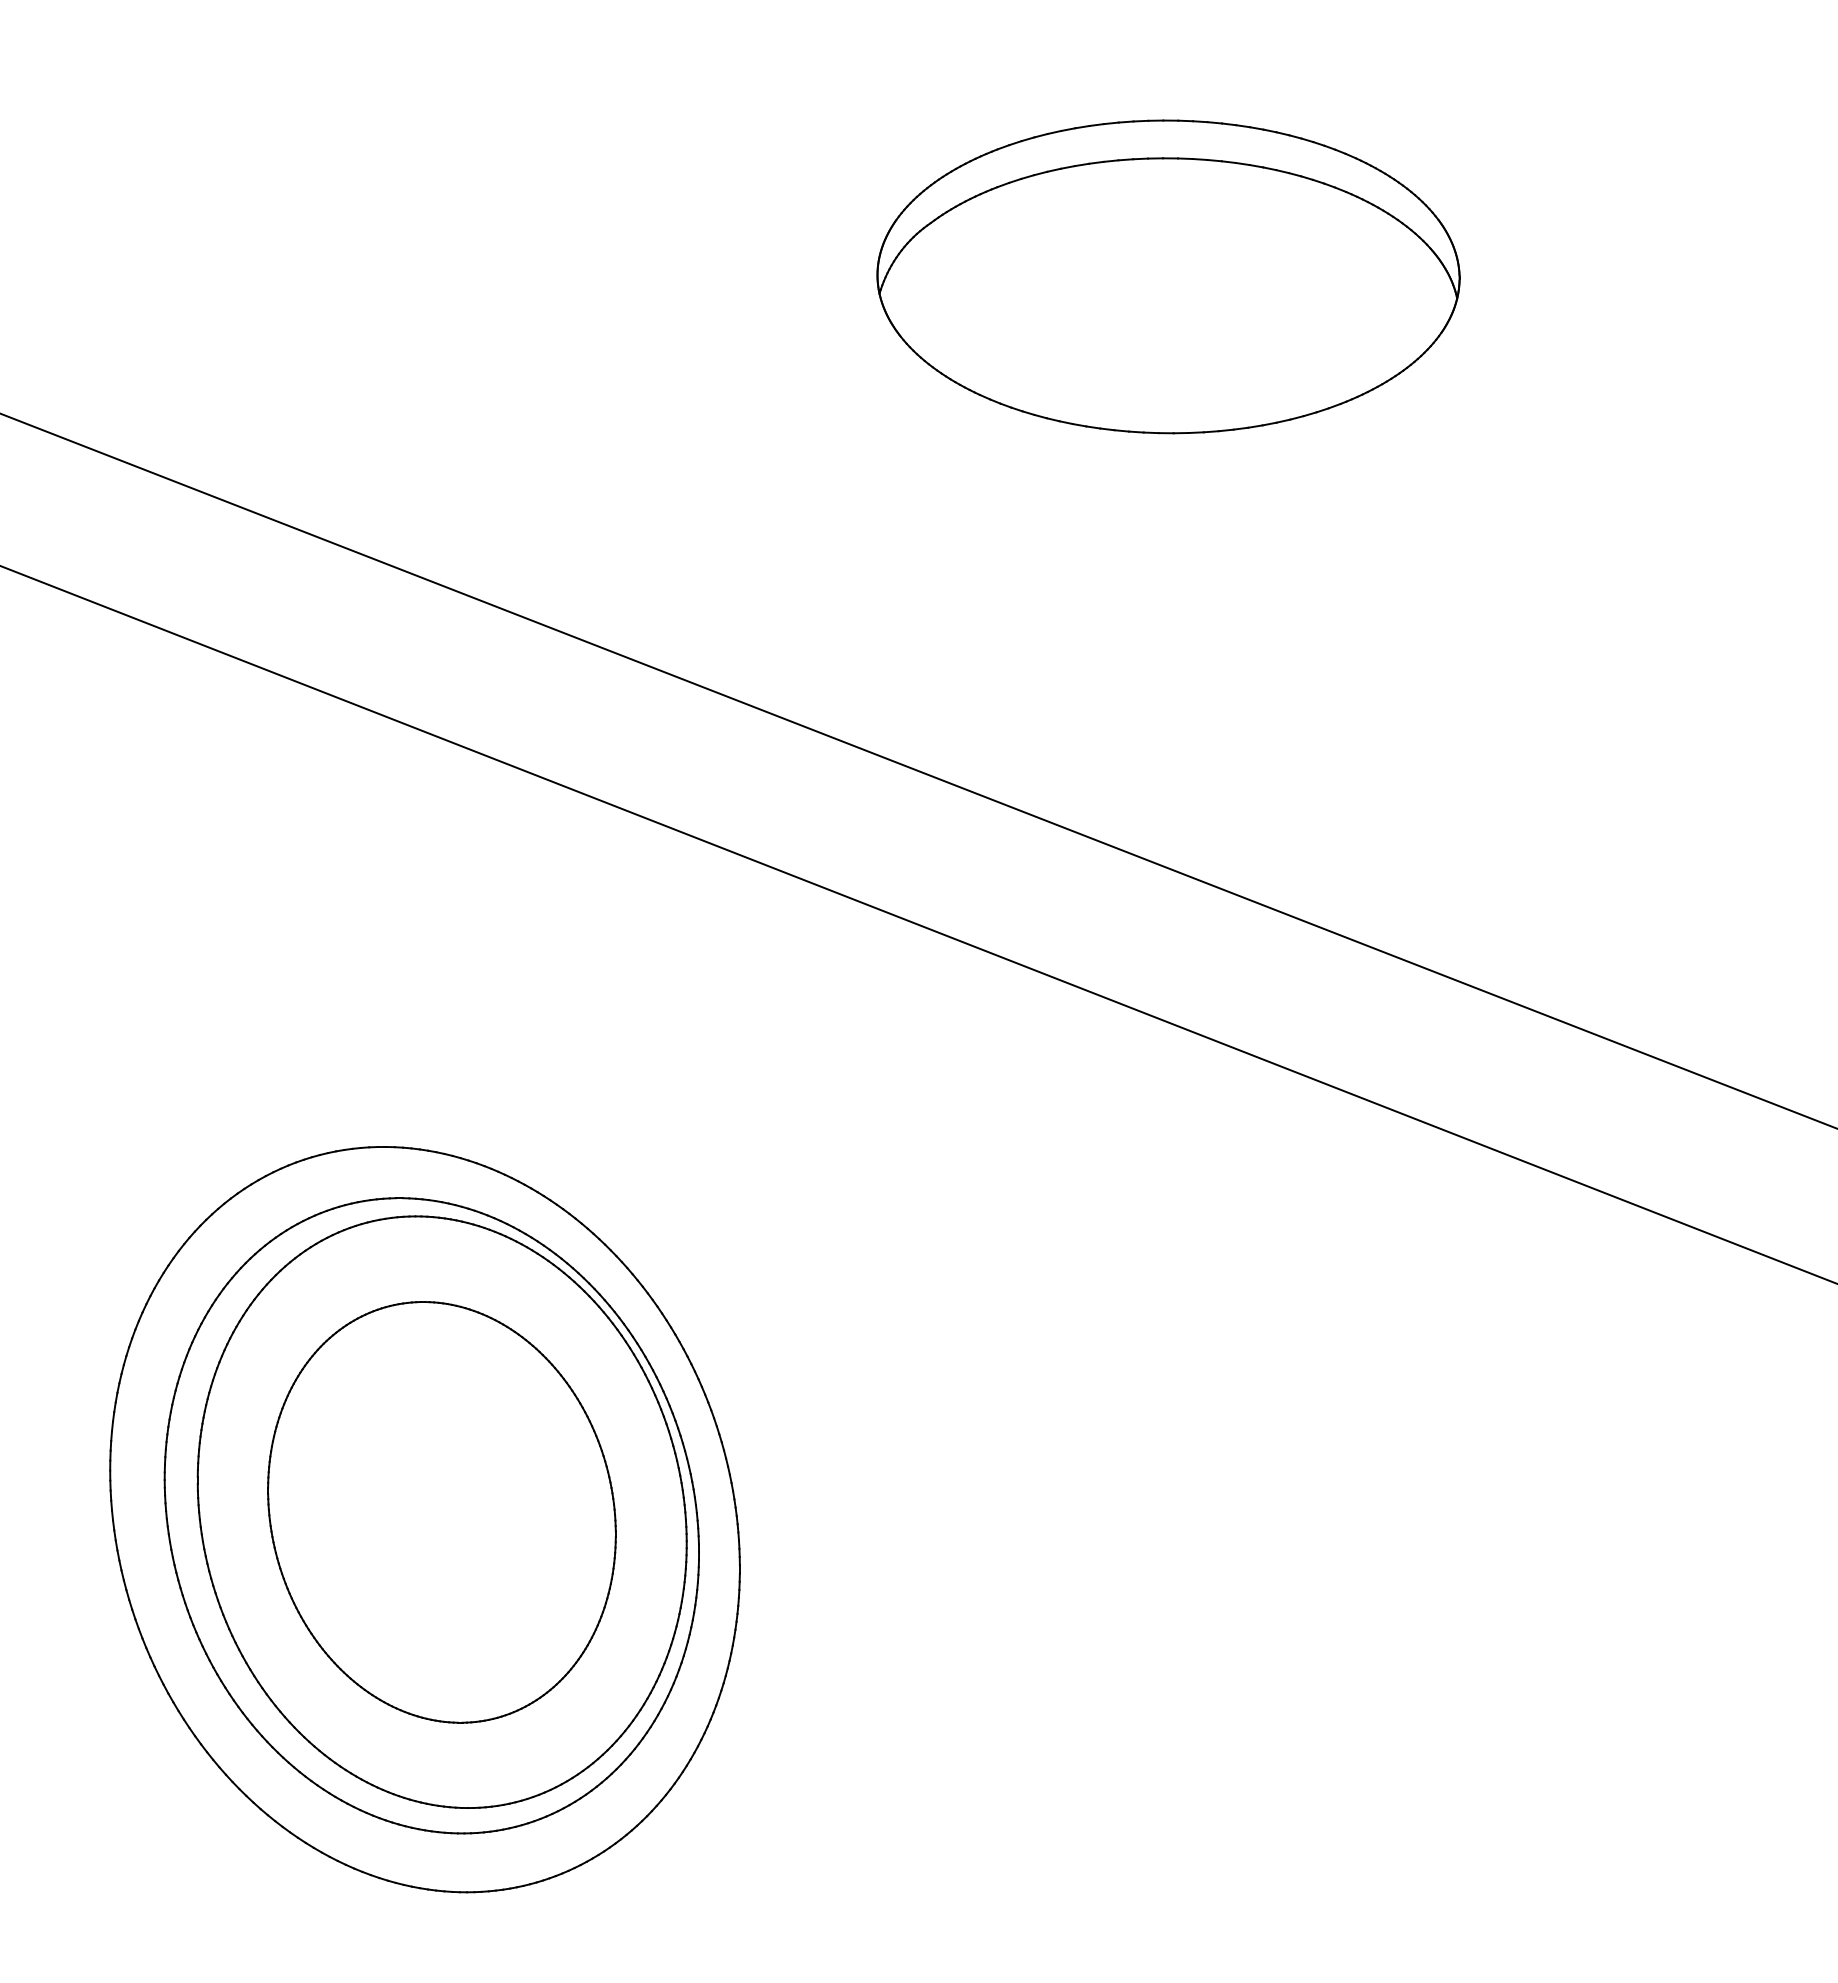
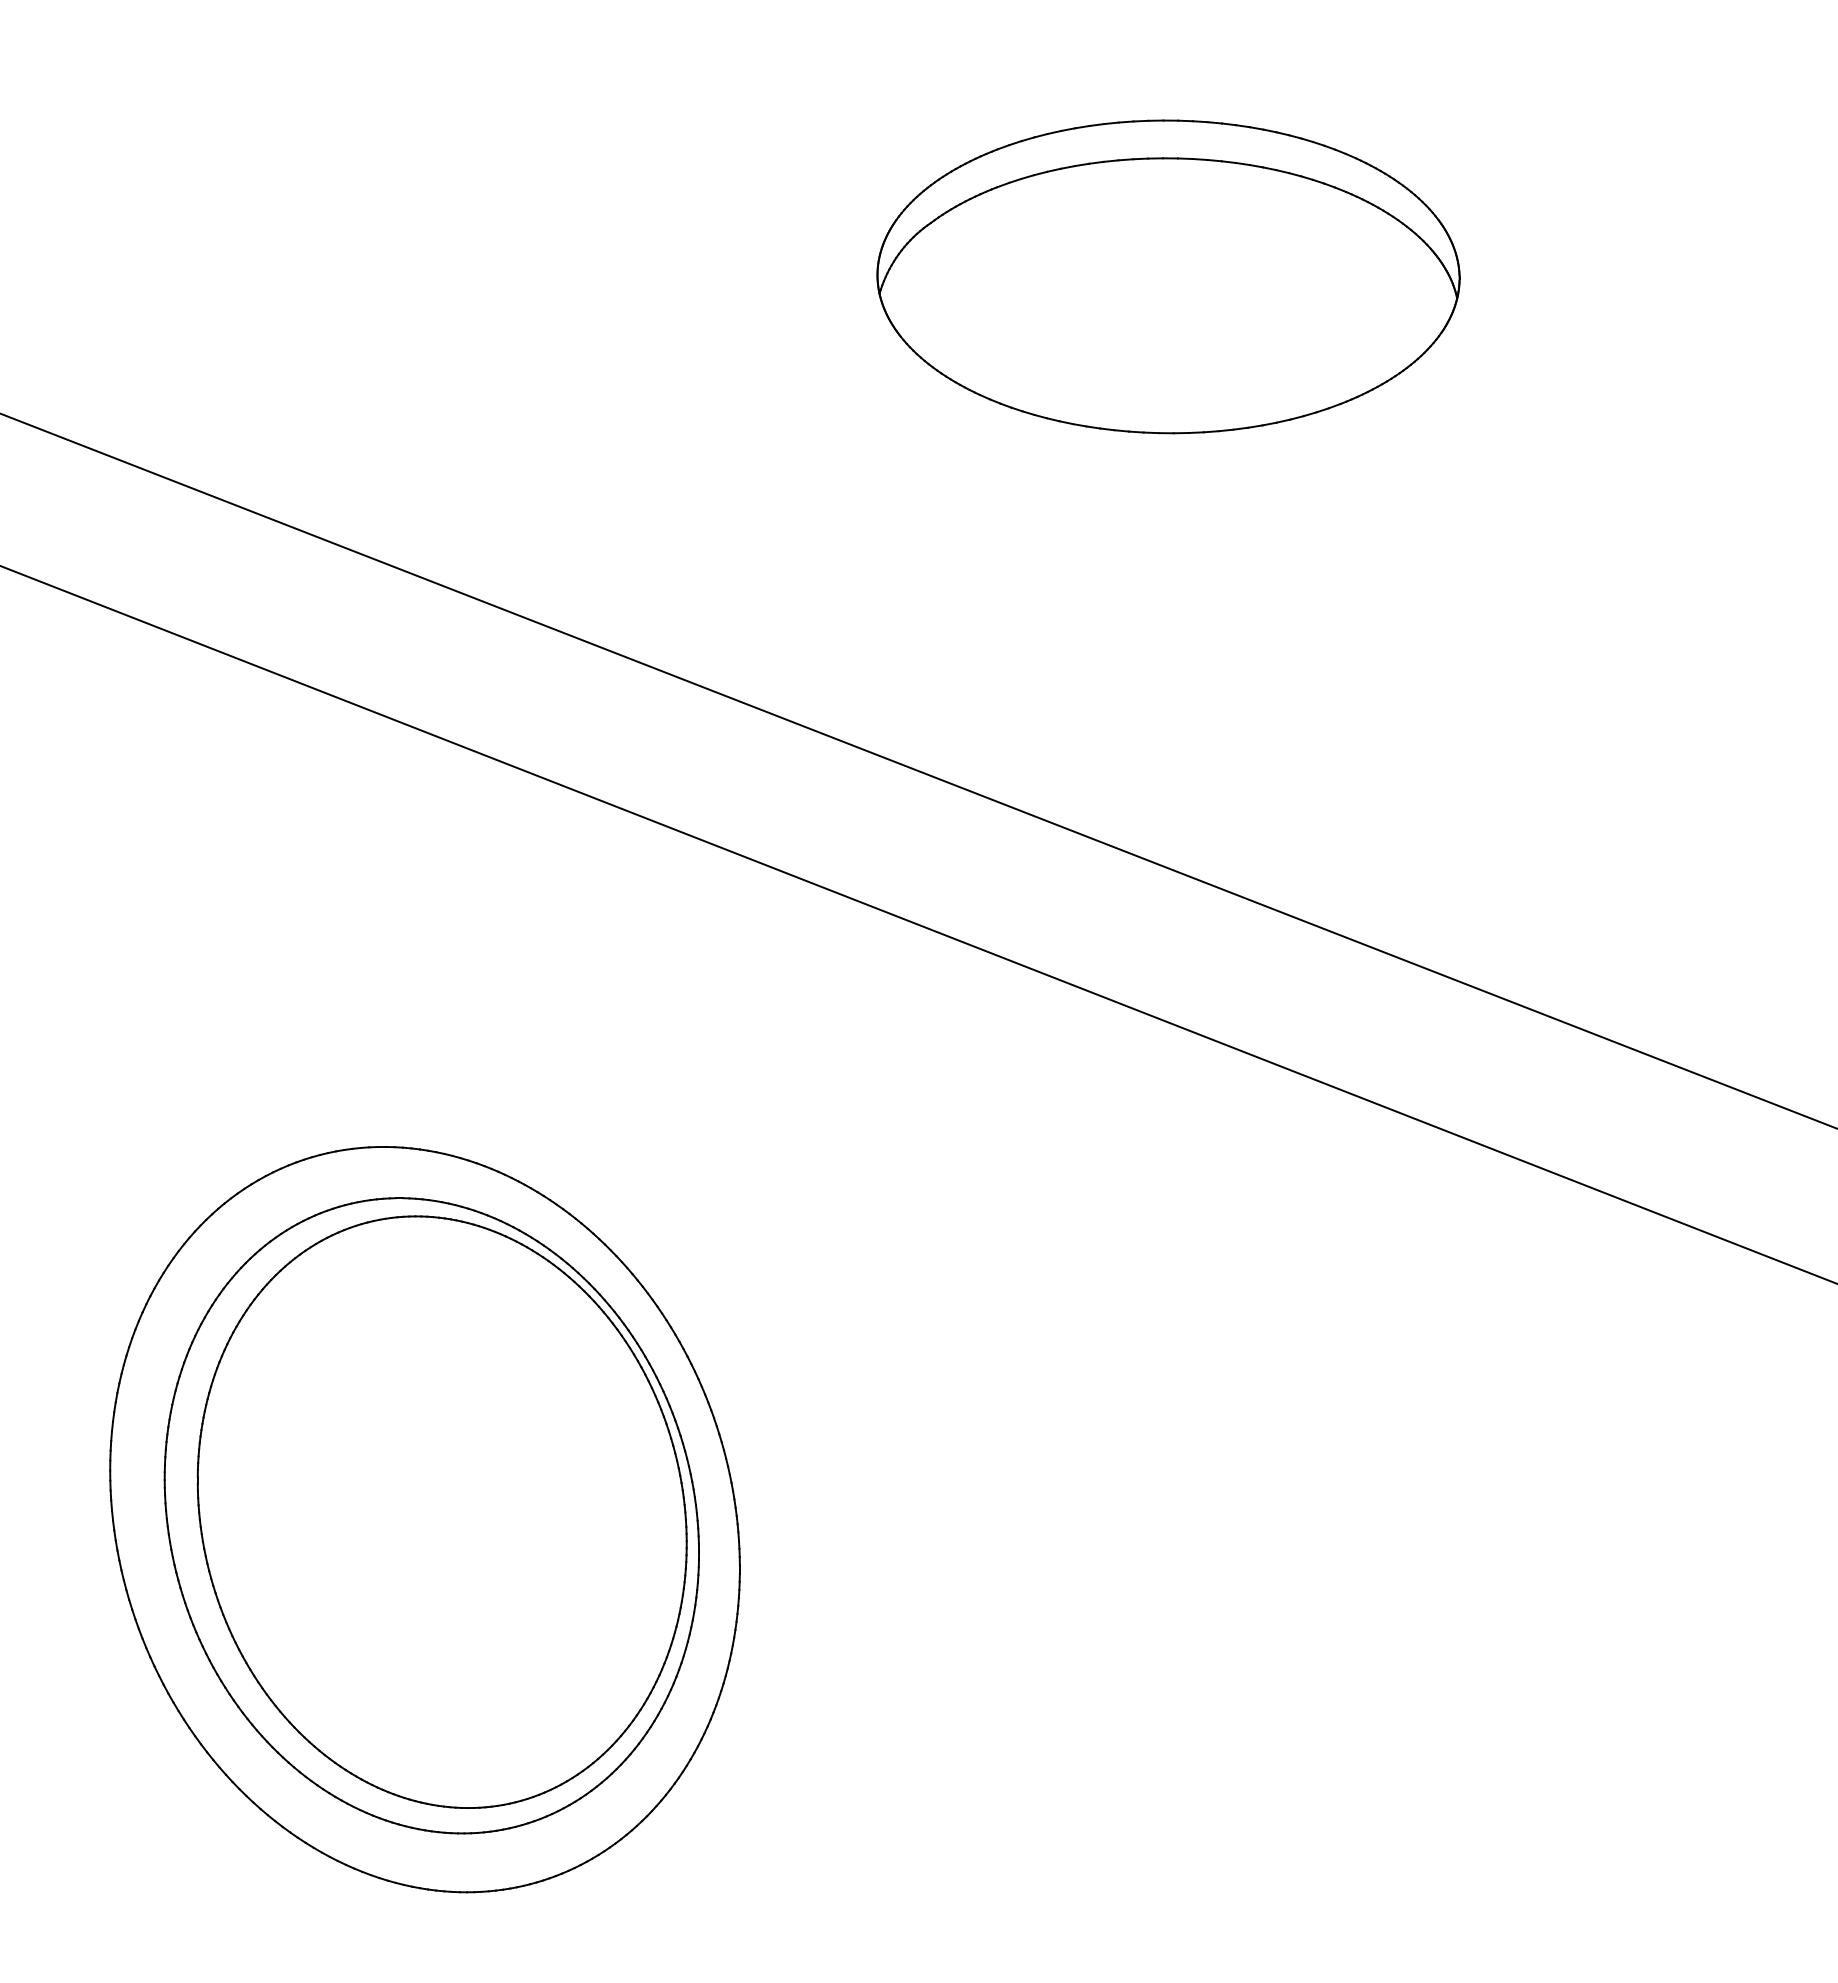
part: present -> none (441, 1512)
